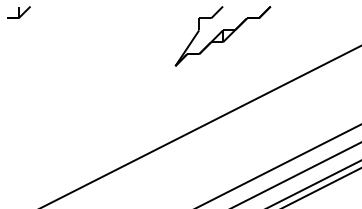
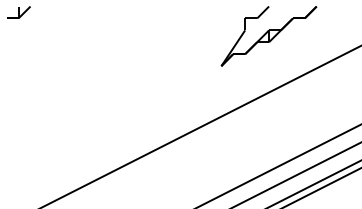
part position: (222, 36) -> (268, 36) (268, 36)
